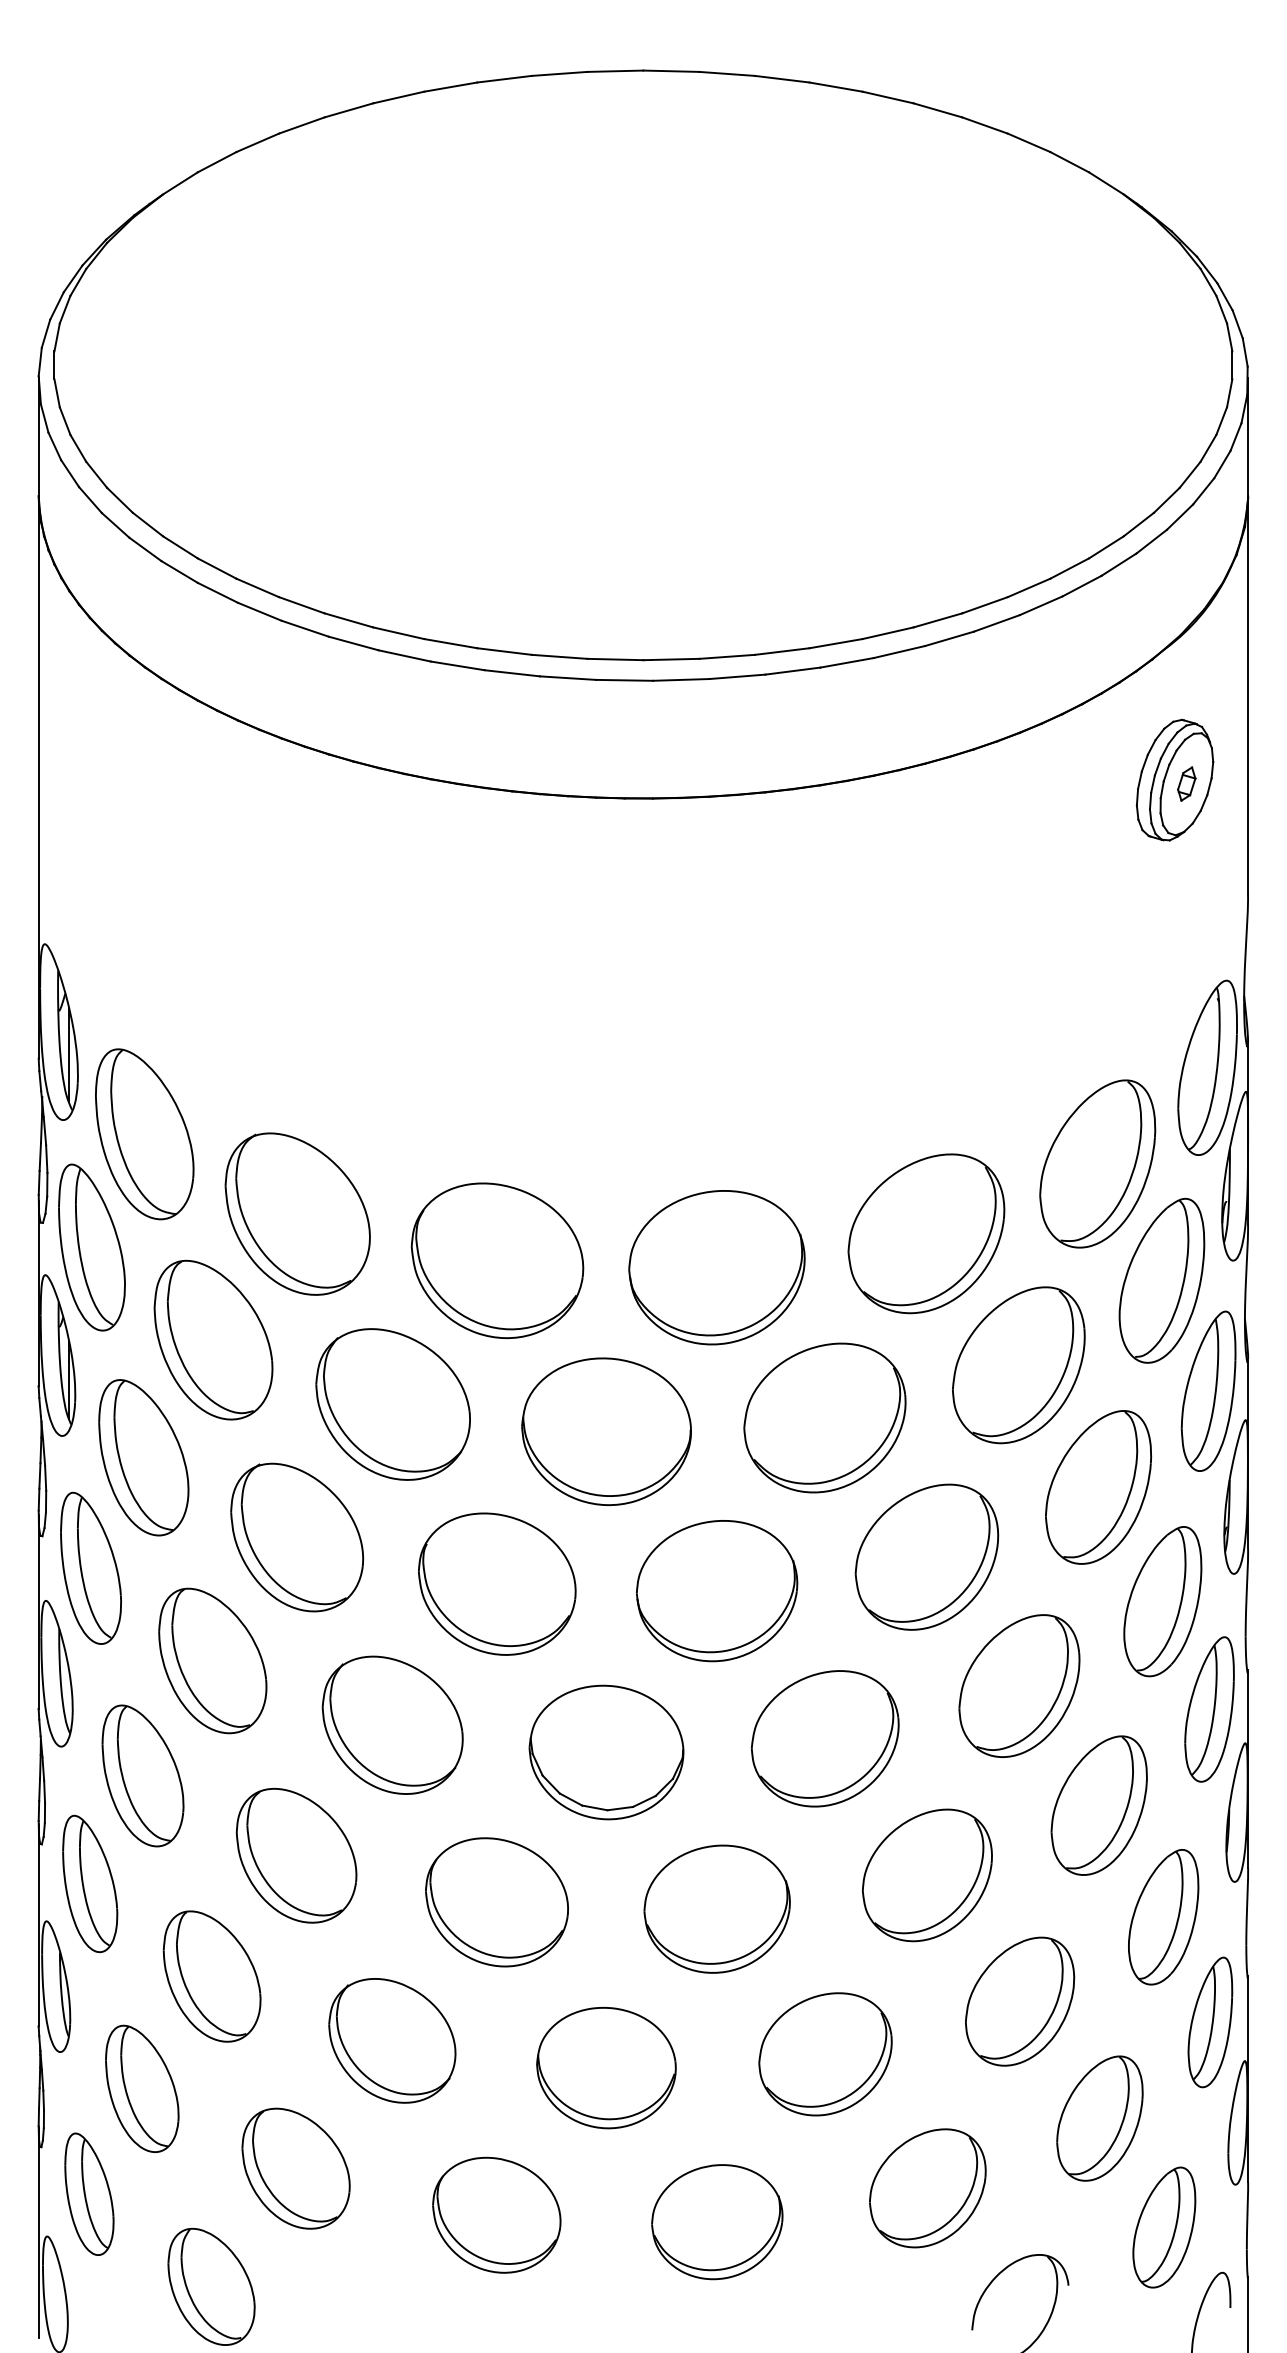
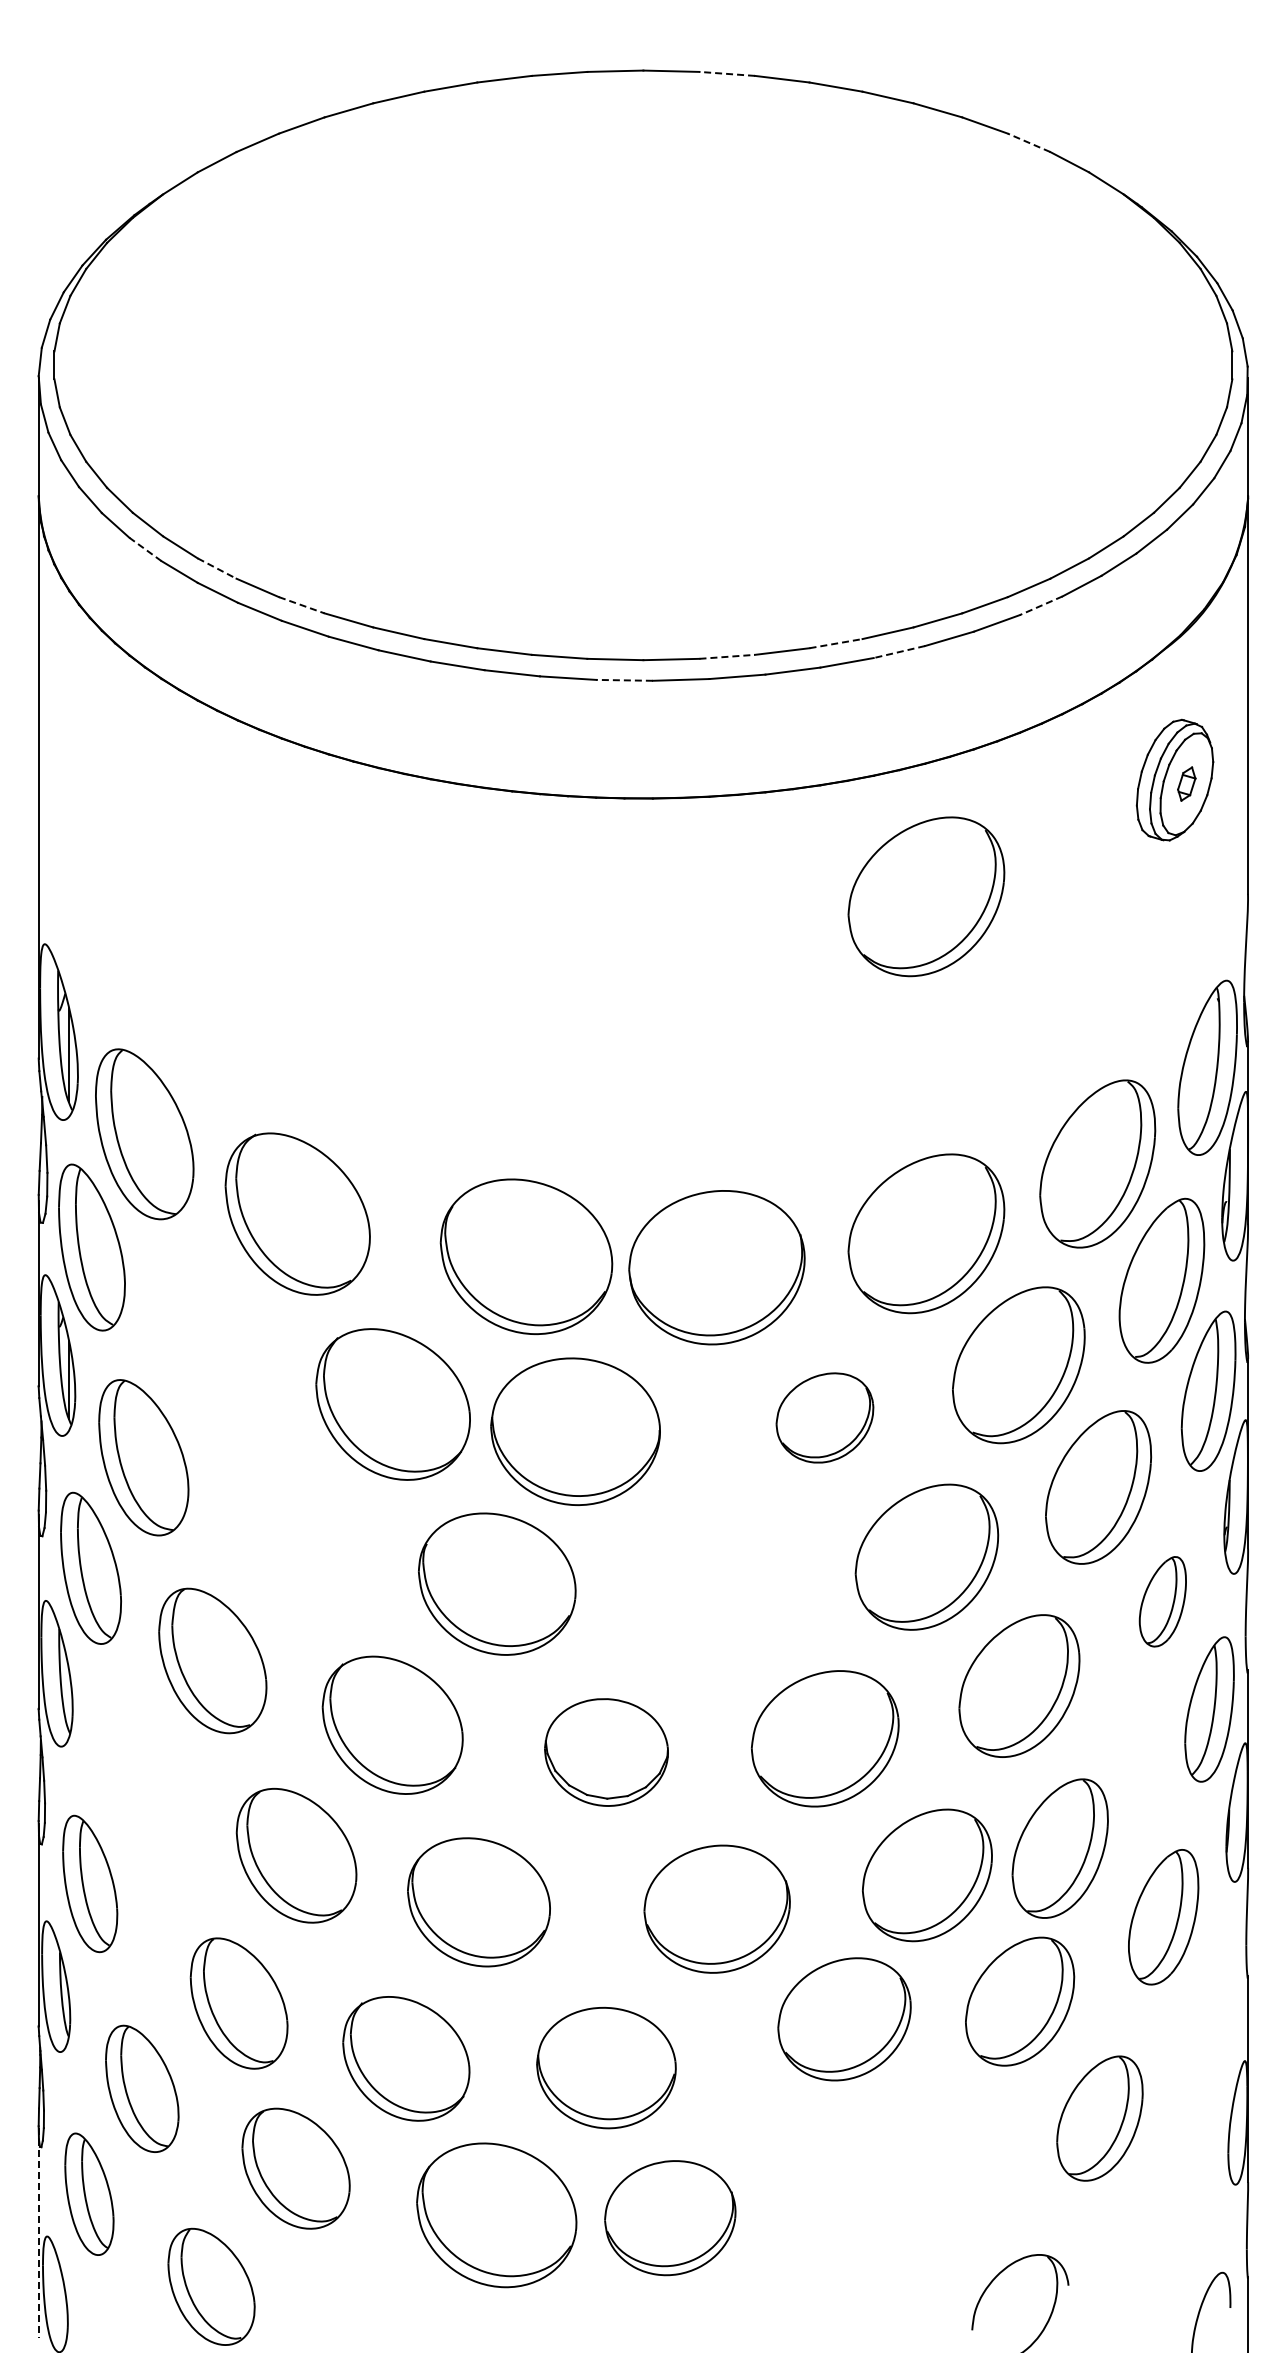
line: solid -> dashed (727, 73)
line: solid -> dashed (1028, 142)
line: solid -> dashed (145, 549)
line: solid -> dashed (217, 568)
line: solid -> dashed (302, 605)
line: solid -> dashed (1040, 605)
line: solid -> dashed (836, 643)
line: solid -> dashed (898, 652)
line: solid -> dashed (727, 656)
line: solid -> dashed (624, 680)
part: none -> present (926, 896)
part position: (497, 1260) -> (526, 1256) (526, 1256)
part: present -> none (213, 1339)
part size: 164x152 px -> 100x92 px (824, 1417)
part position: (606, 1431) -> (575, 1431) (575, 1431)
part: present -> none (297, 1537)
part: present -> none (717, 1591)
part size: 80x152 px -> 49x92 px (1162, 1601)
part size: 157x137 px -> 125x109 px (606, 1752)
part: present -> none (142, 1775)
part position: (1098, 1805) -> (1059, 1848) (1059, 1848)
part position: (496, 1902) -> (478, 1902) (478, 1902)
part position: (211, 1976) -> (238, 2003) (238, 2003)
part: present -> none (1210, 2022)
part position: (392, 2040) -> (406, 2058) (406, 2058)
part position: (825, 2054) -> (844, 2019) (844, 2019)
part: present -> none (927, 2188)
part size: 130x118 px -> 162x147 px (496, 2215)
part position: (717, 2222) -> (670, 2218) (670, 2218)
part: present -> none (1164, 2227)
line: solid -> dashed (38, 2233)
